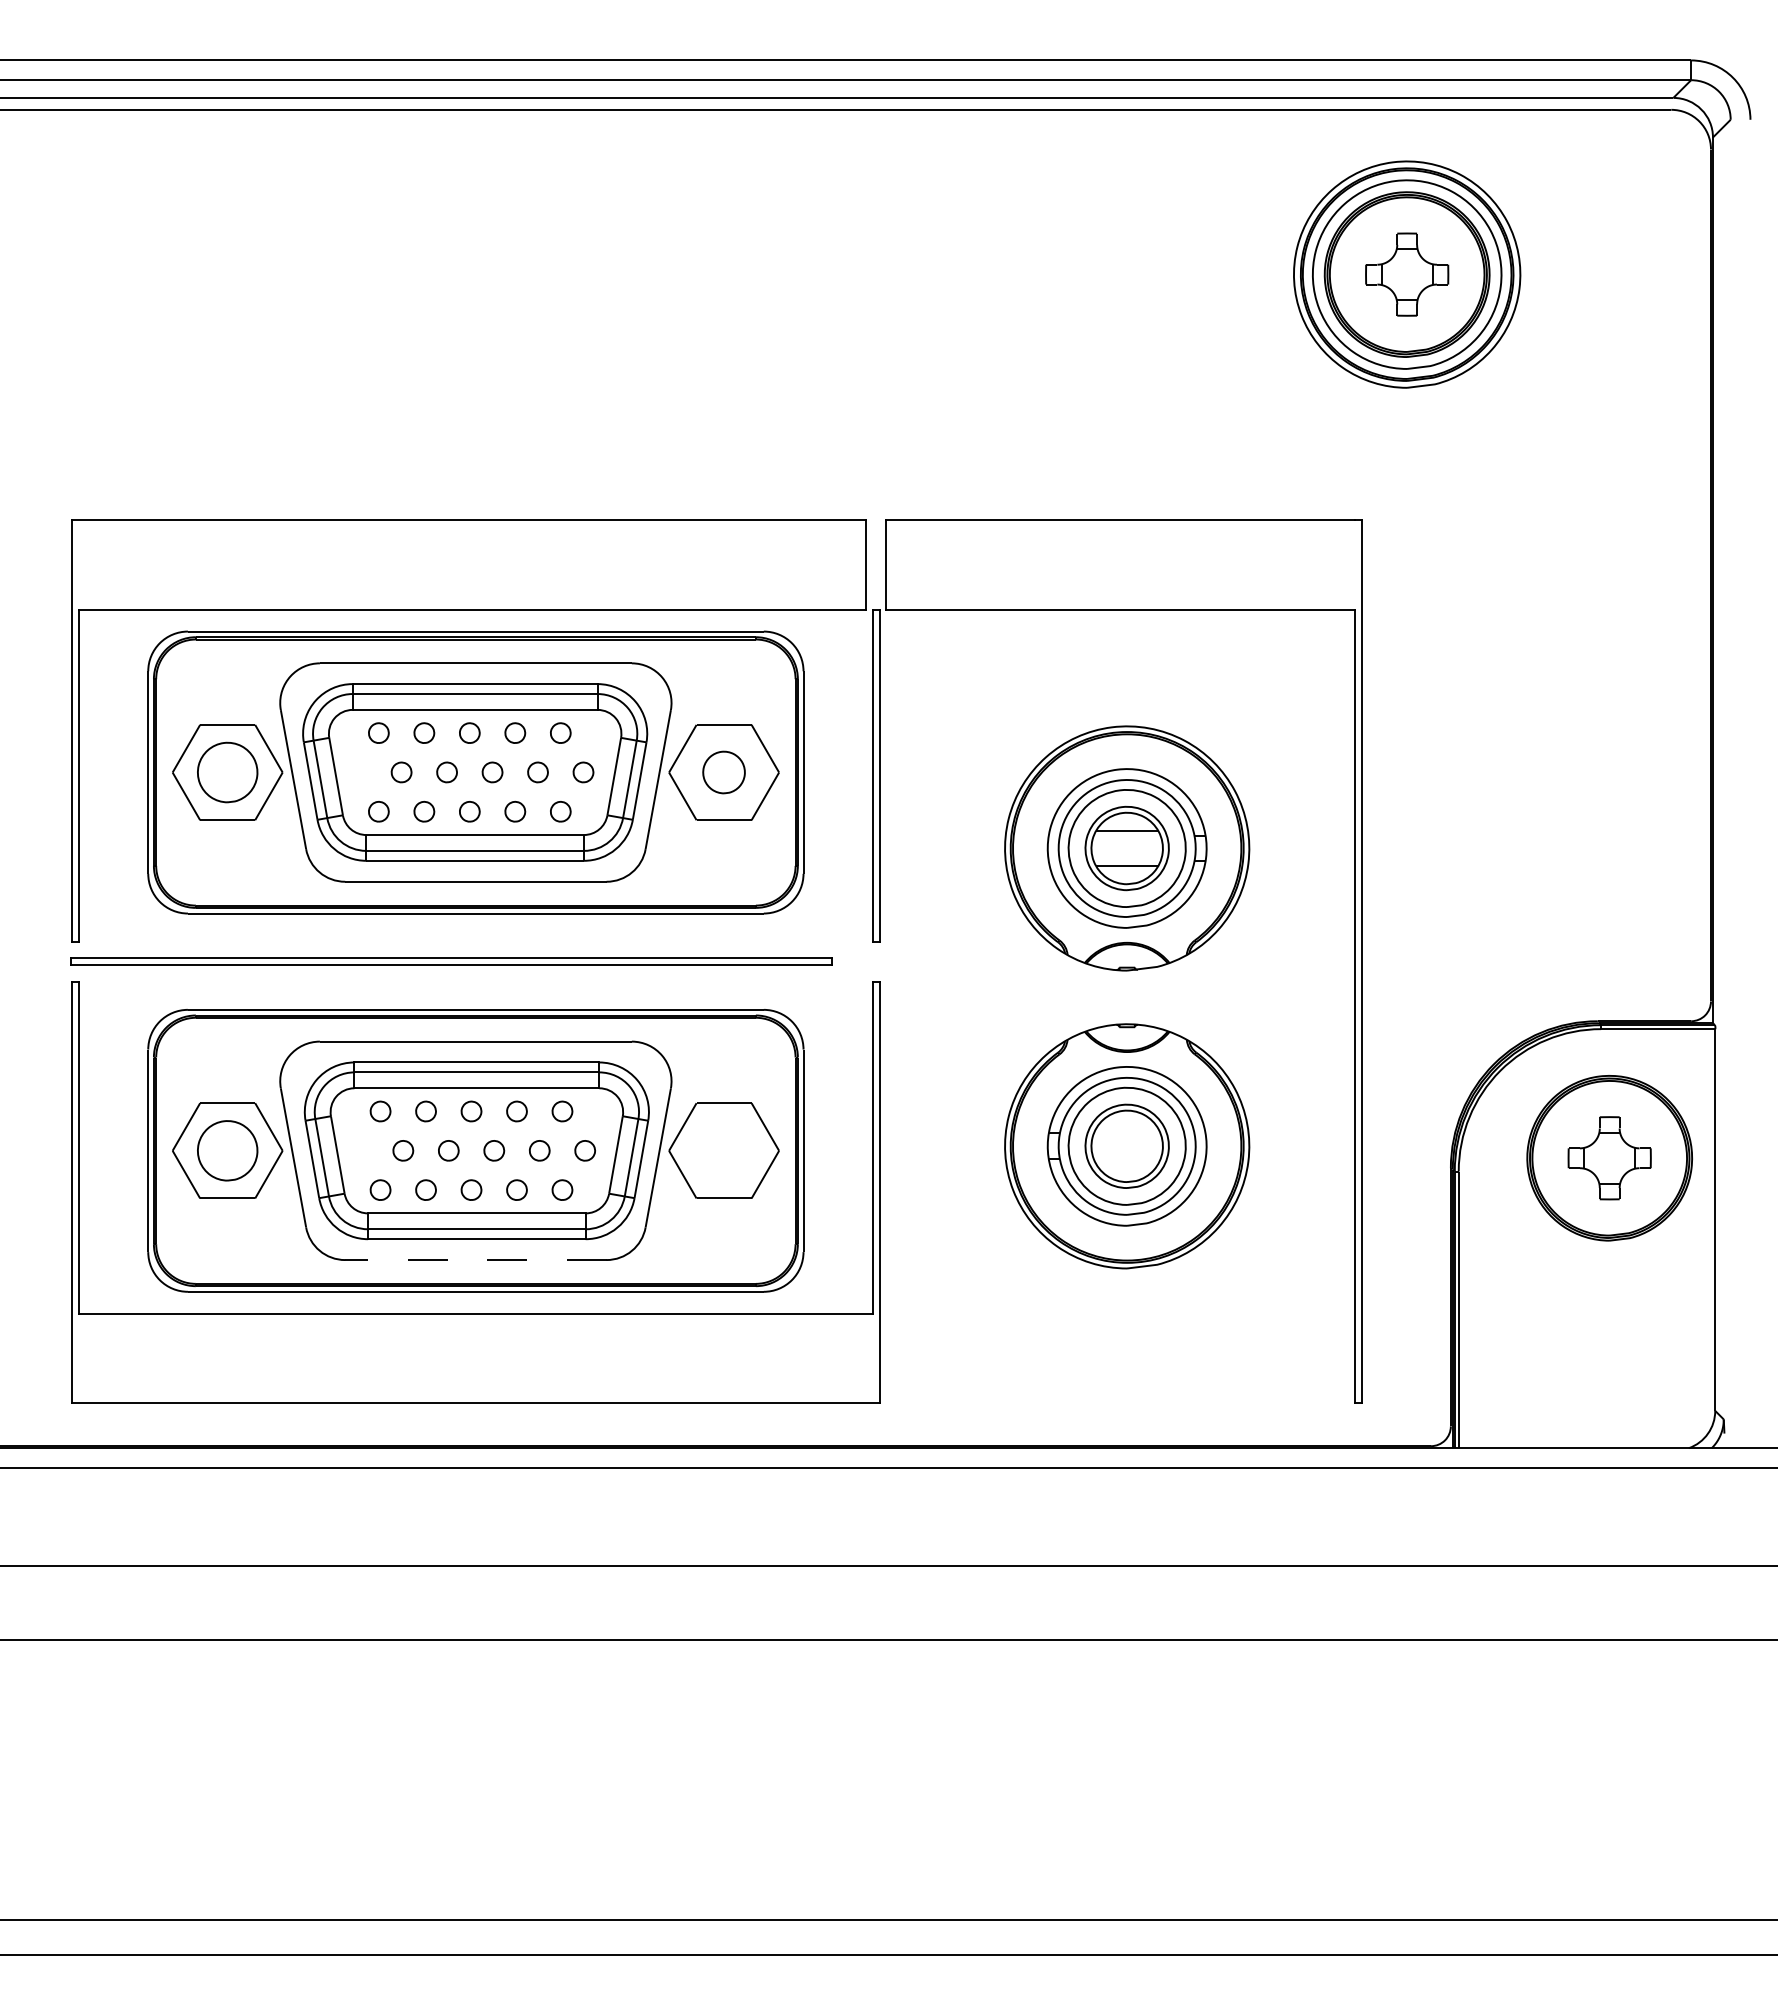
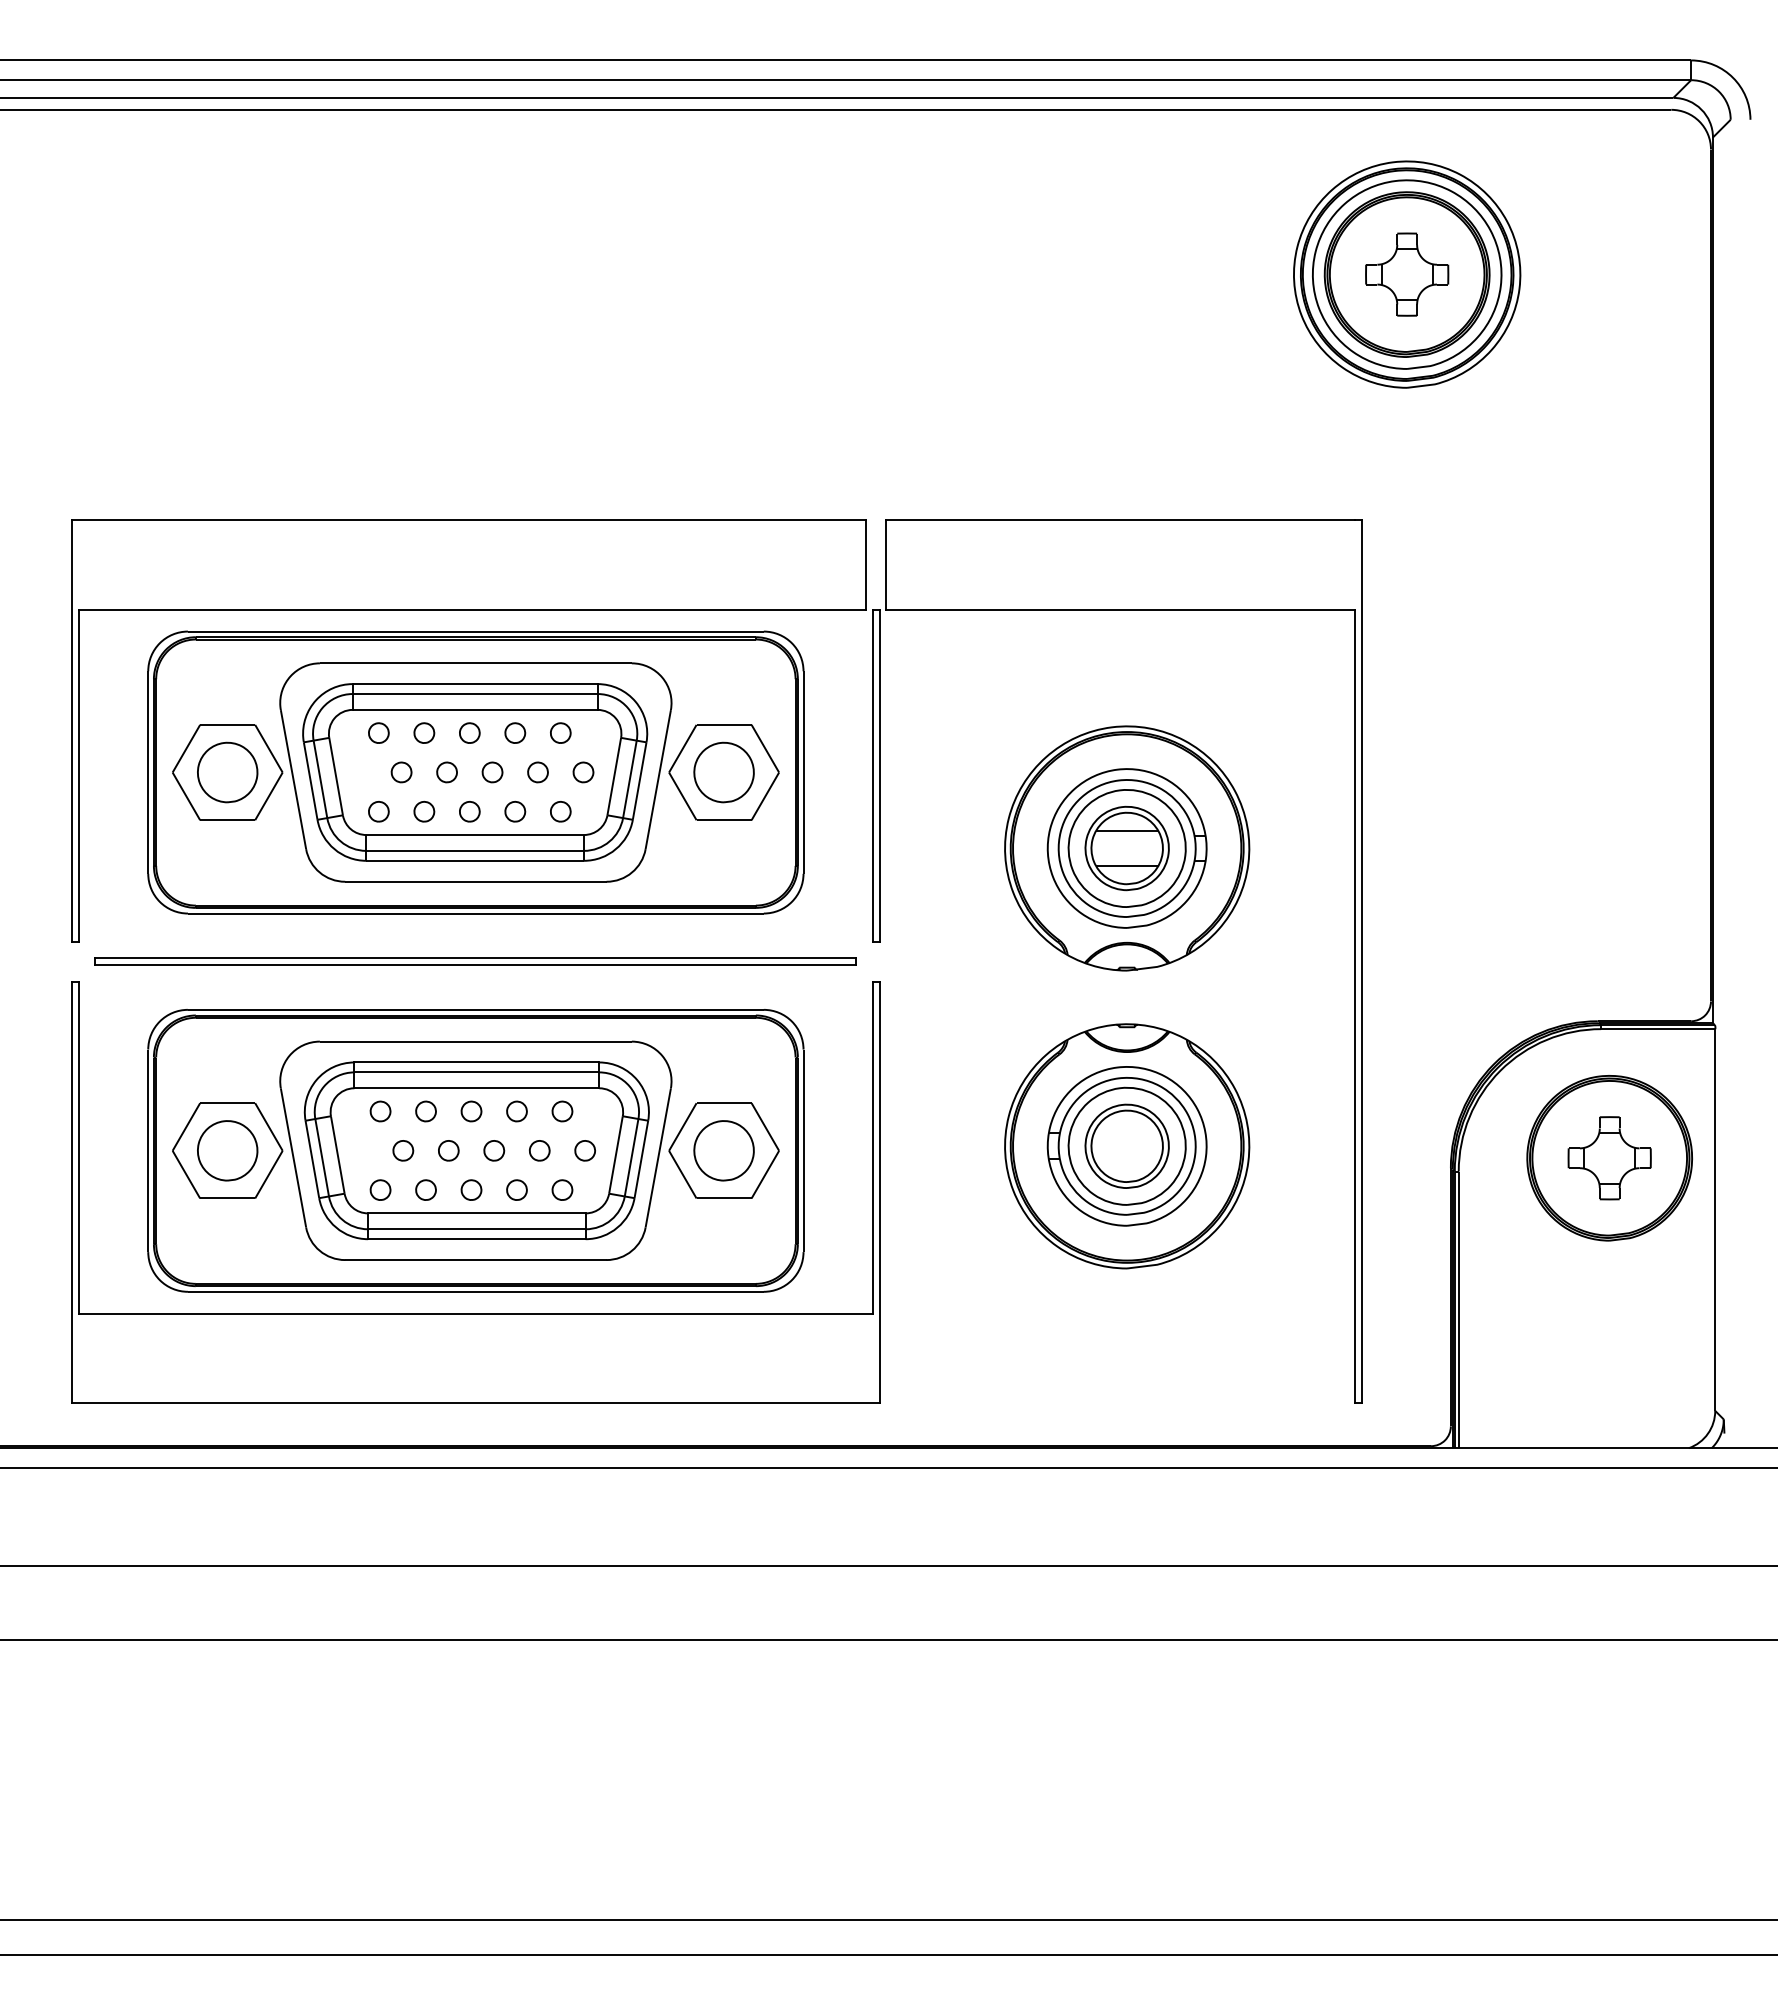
part size: 44x45 px -> 62x63 px (723, 772)
part position: (451, 961) -> (475, 961) (475, 961)
part: none -> present (723, 1150)
line: dashed -> solid (475, 1260)
